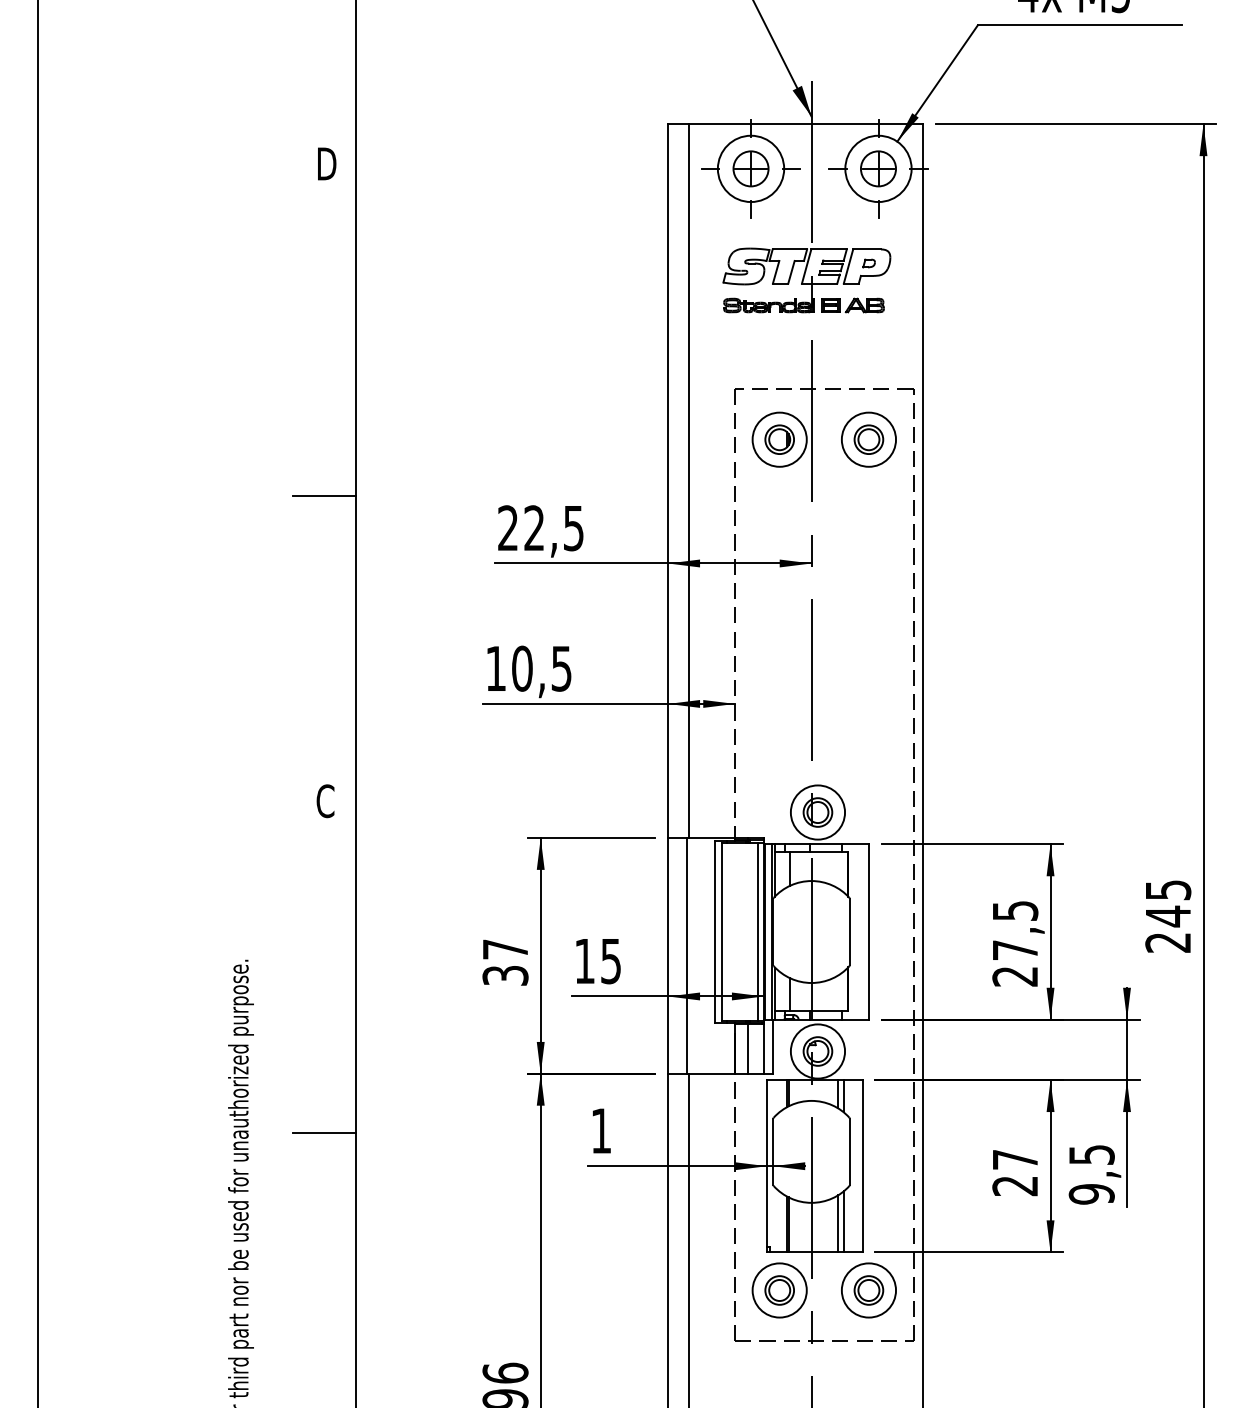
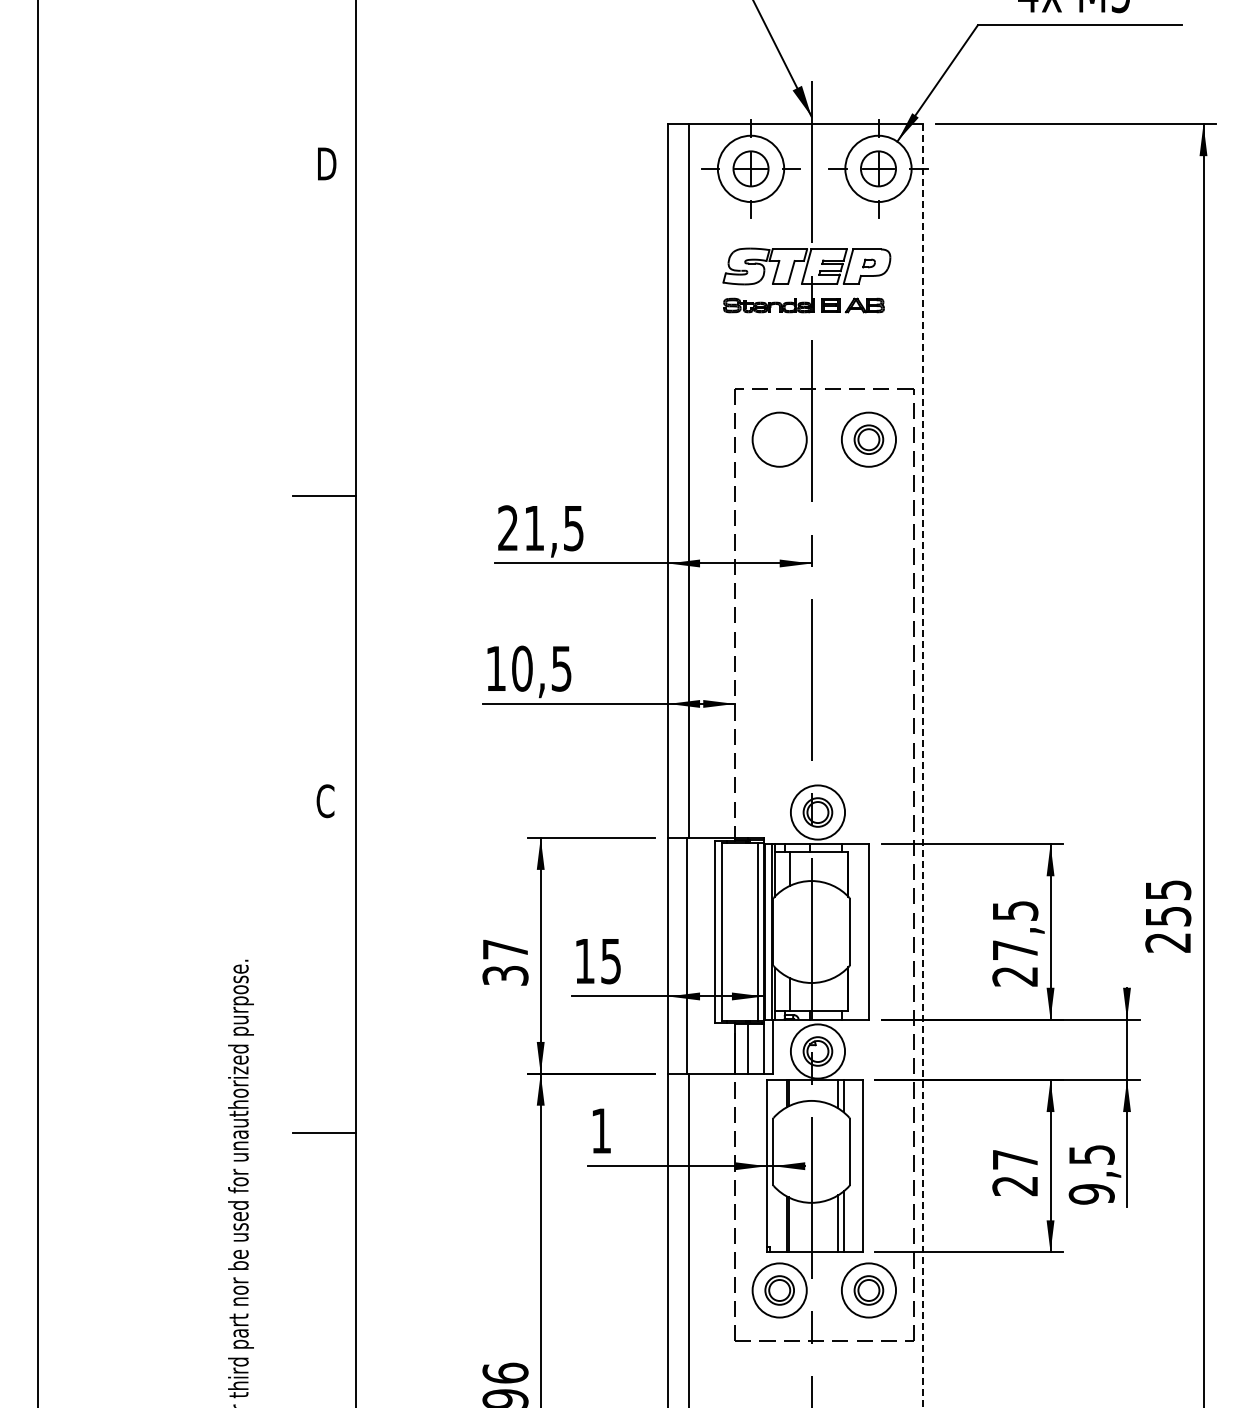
part: present -> none (779, 439)
text: 22,5 -> 21,5 (533, 527)
line: solid -> dashed (923, 766)
text: 245 -> 255 (1168, 916)
